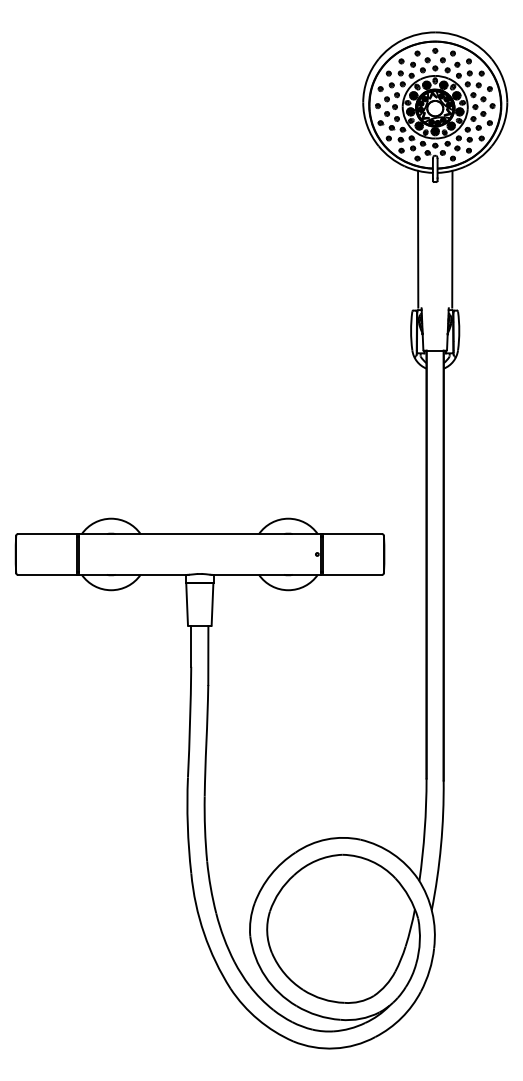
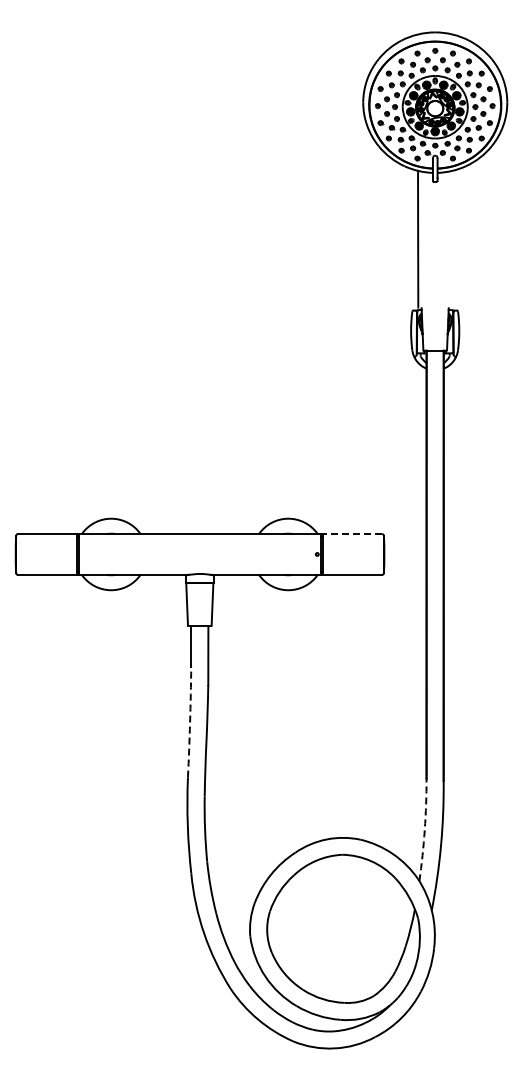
line: present -> none (452, 238)
line: solid -> dashed (352, 534)
arc: solid -> dashed (190, 722)
arc: solid -> dashed (424, 829)
